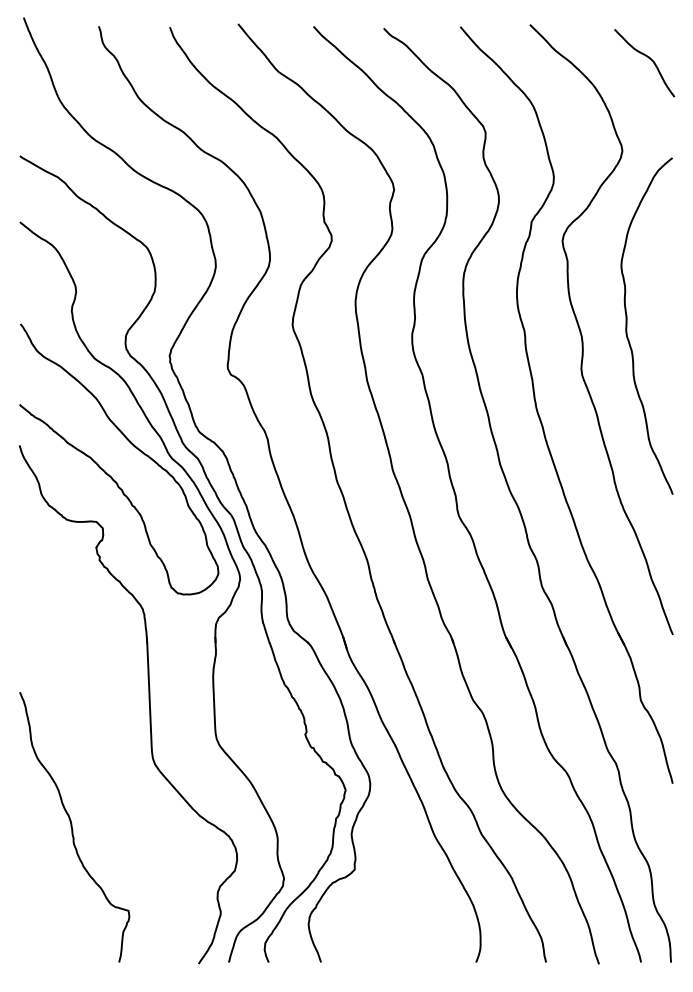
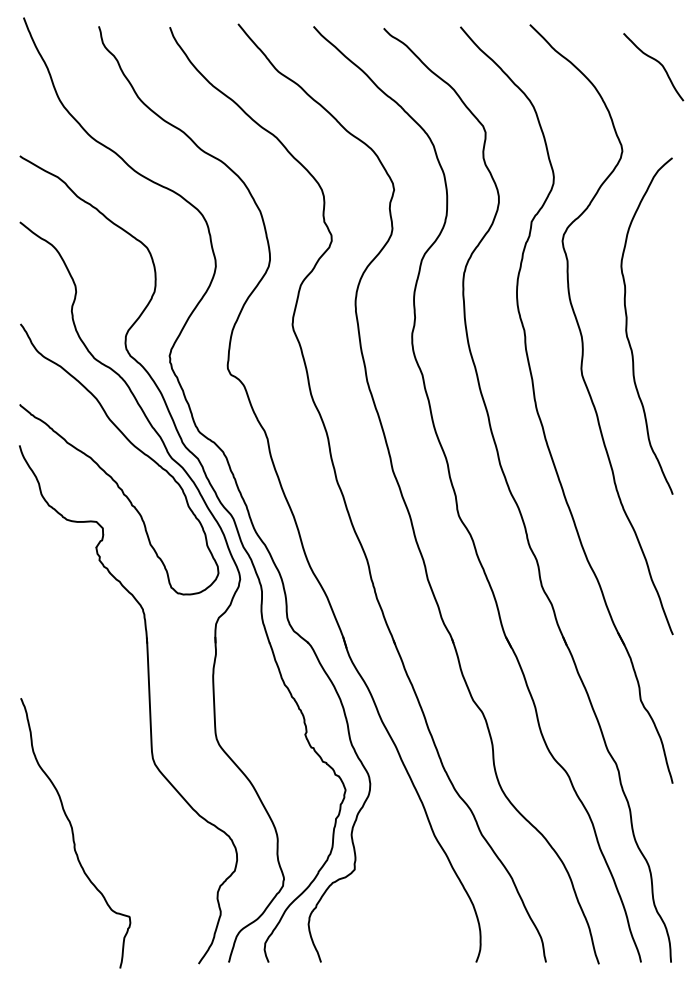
curve position: (648, 58) -> (657, 62) (657, 62)
curve position: (72, 827) -> (73, 833) (73, 833)
